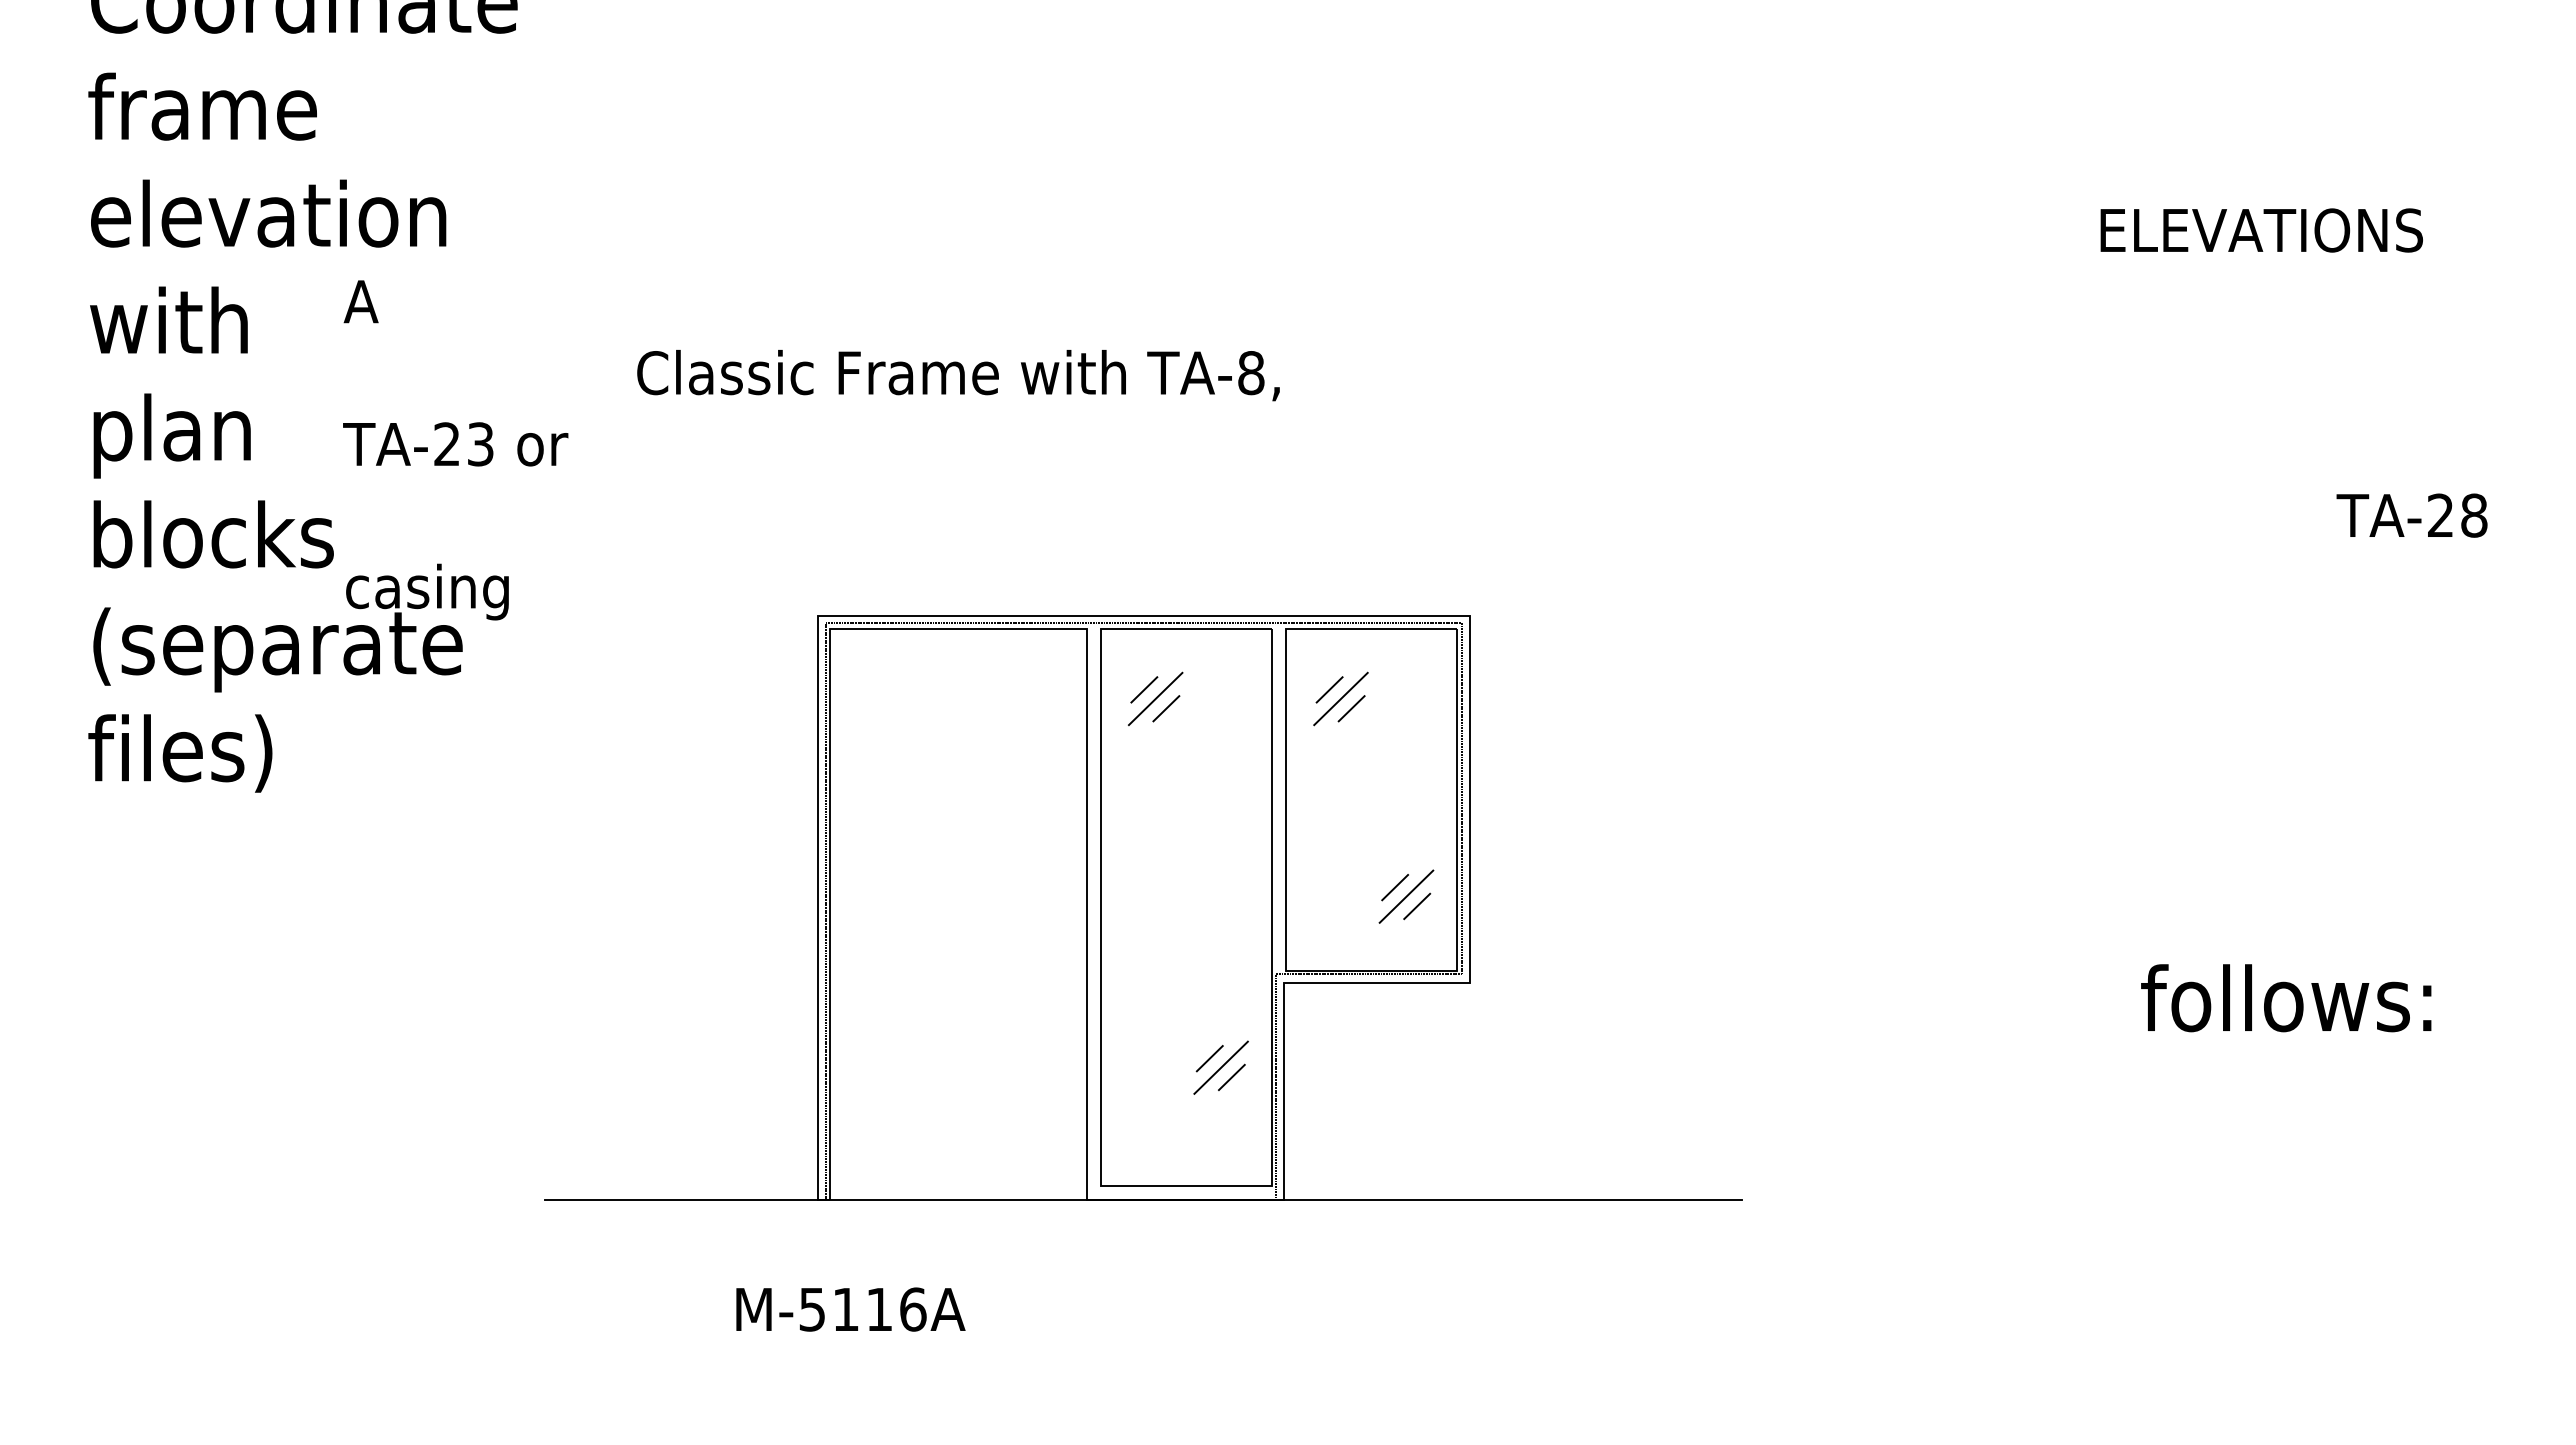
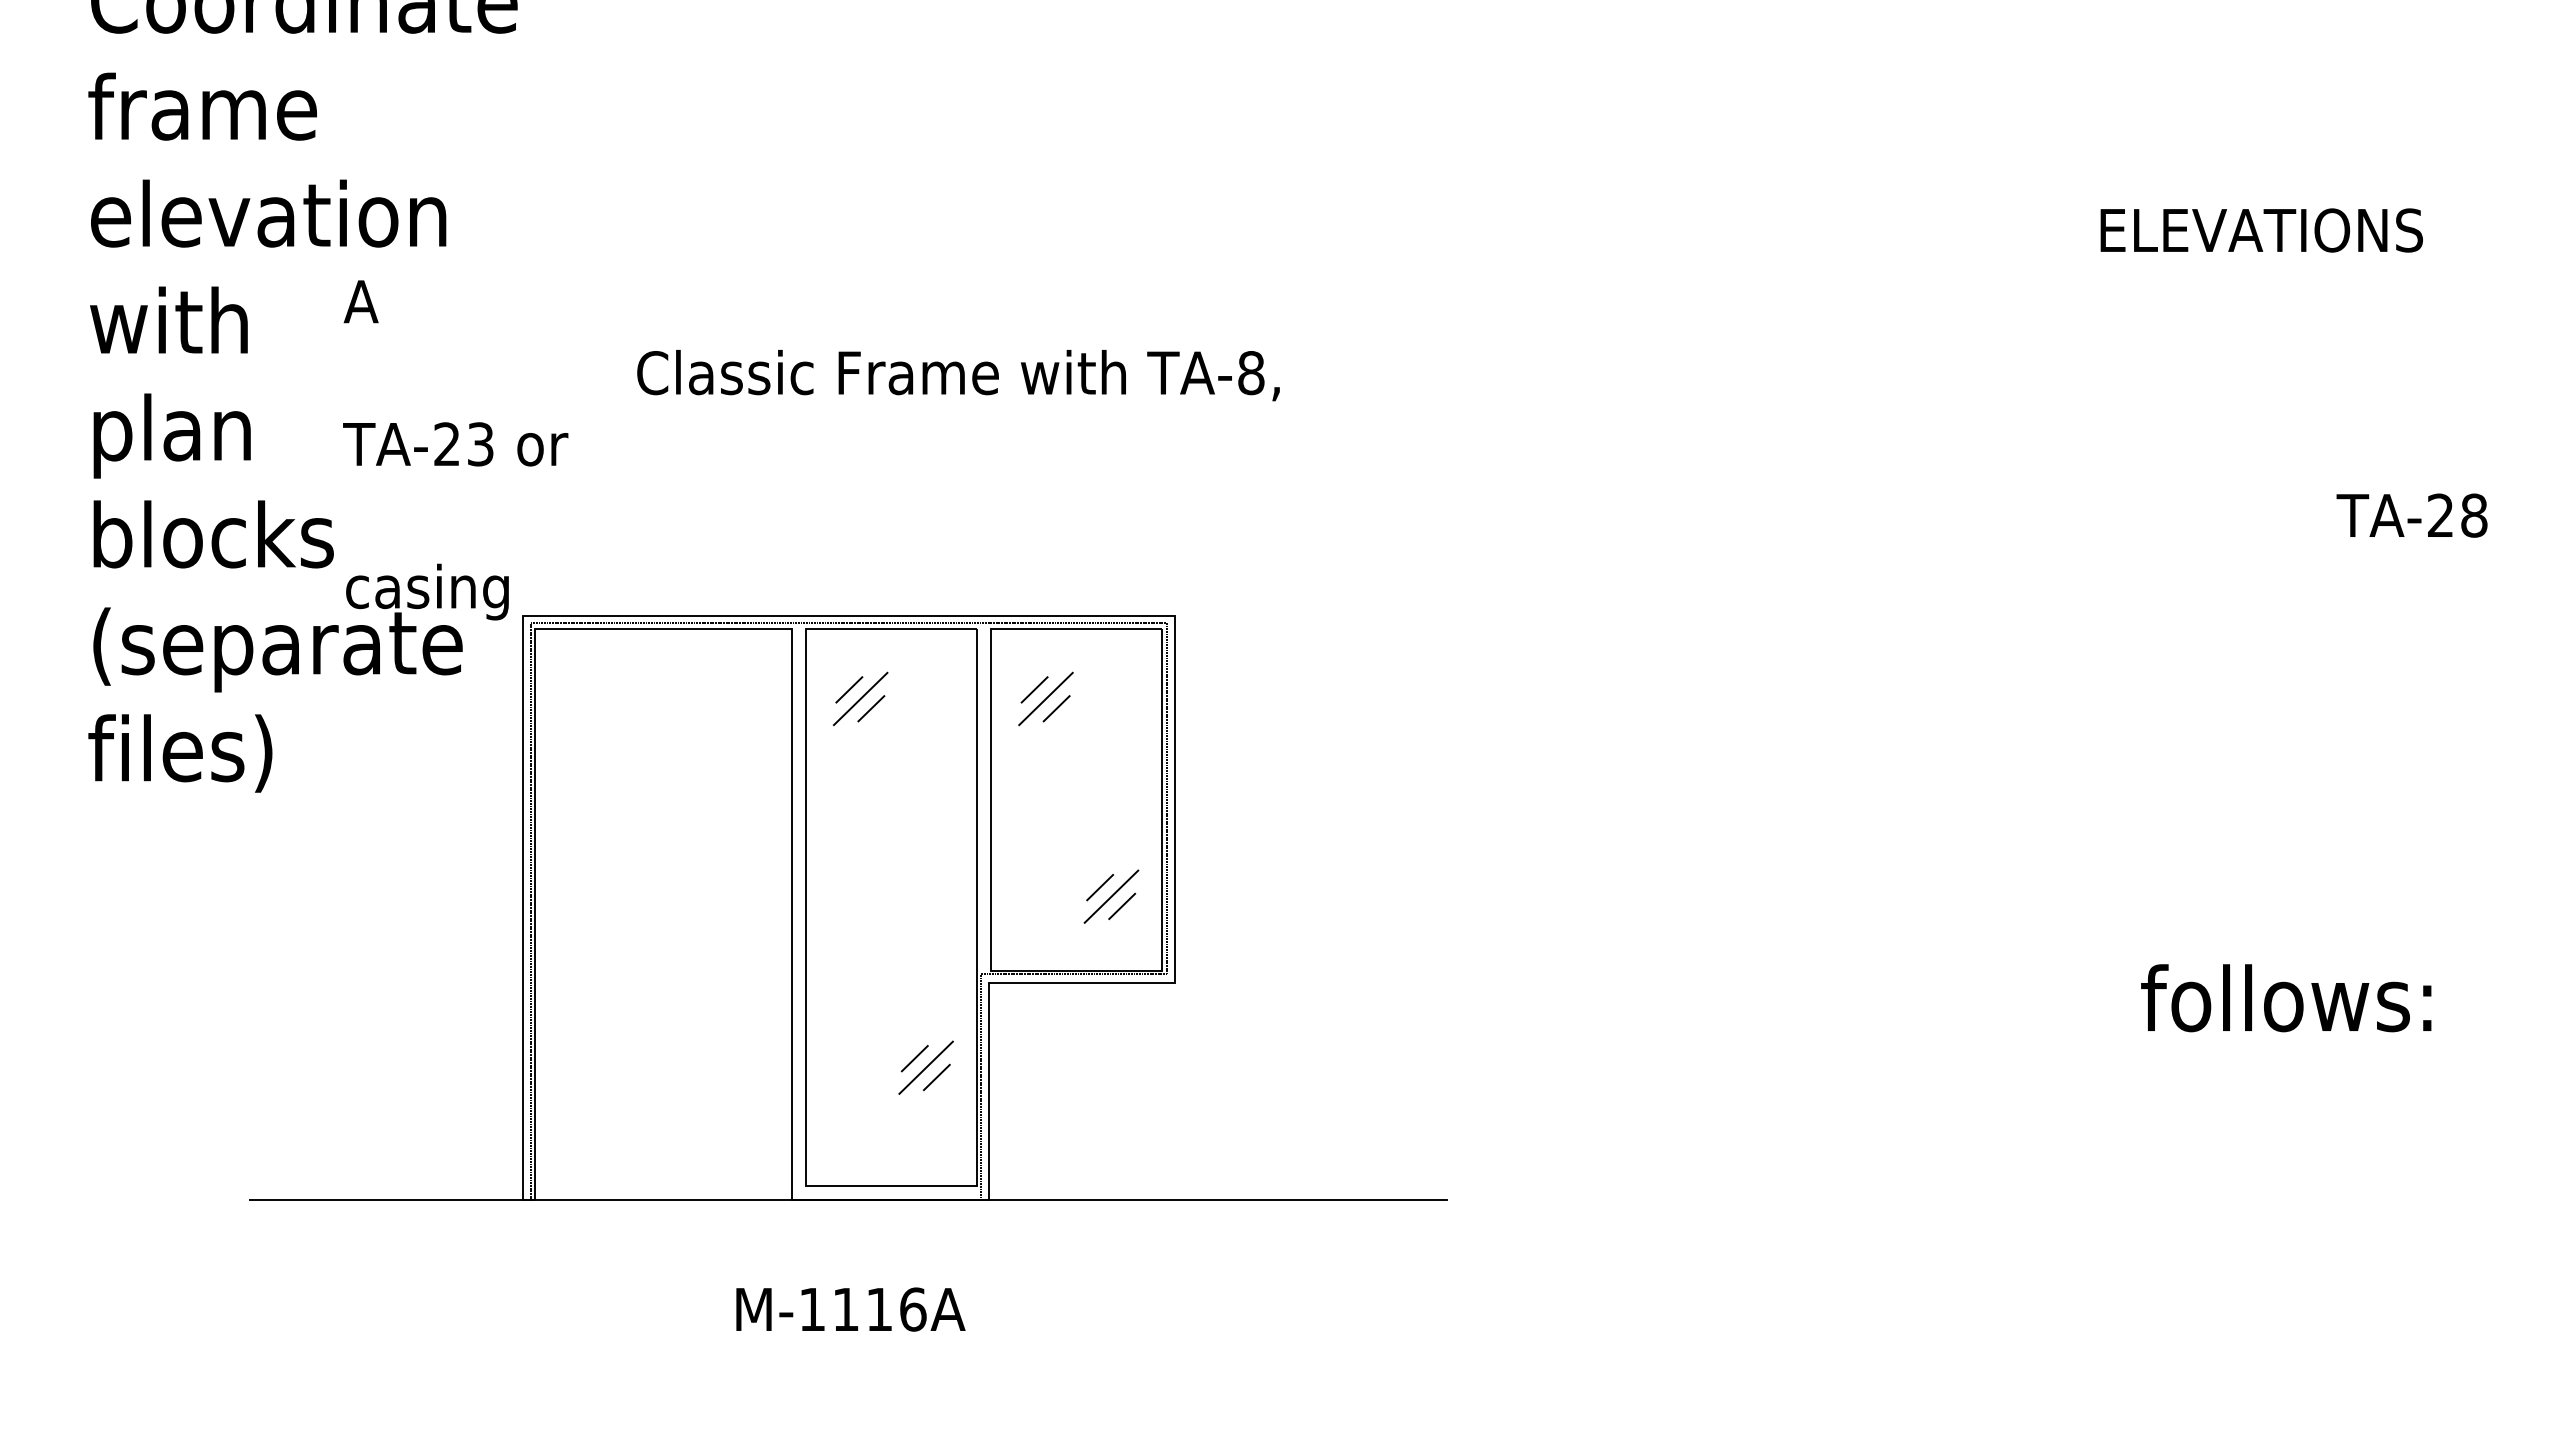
part position: (1143, 907) -> (848, 907) (848, 907)
text: M-5116A -> M-1116A (811, 1309)
